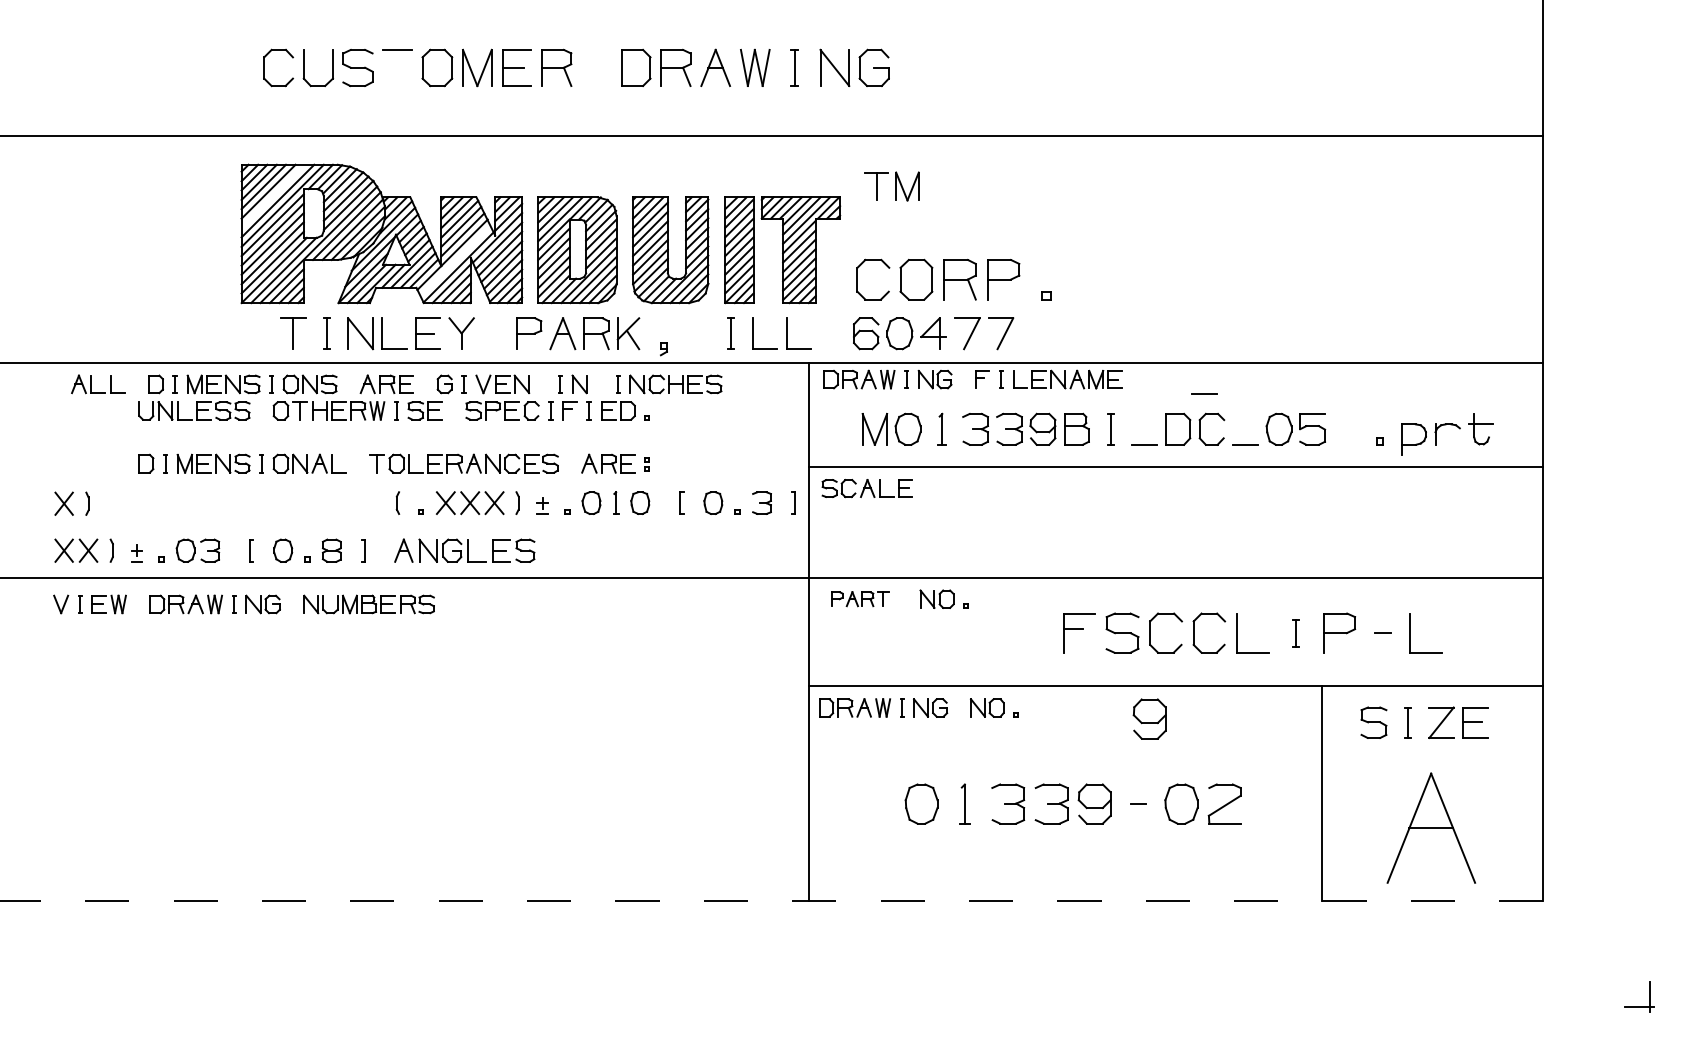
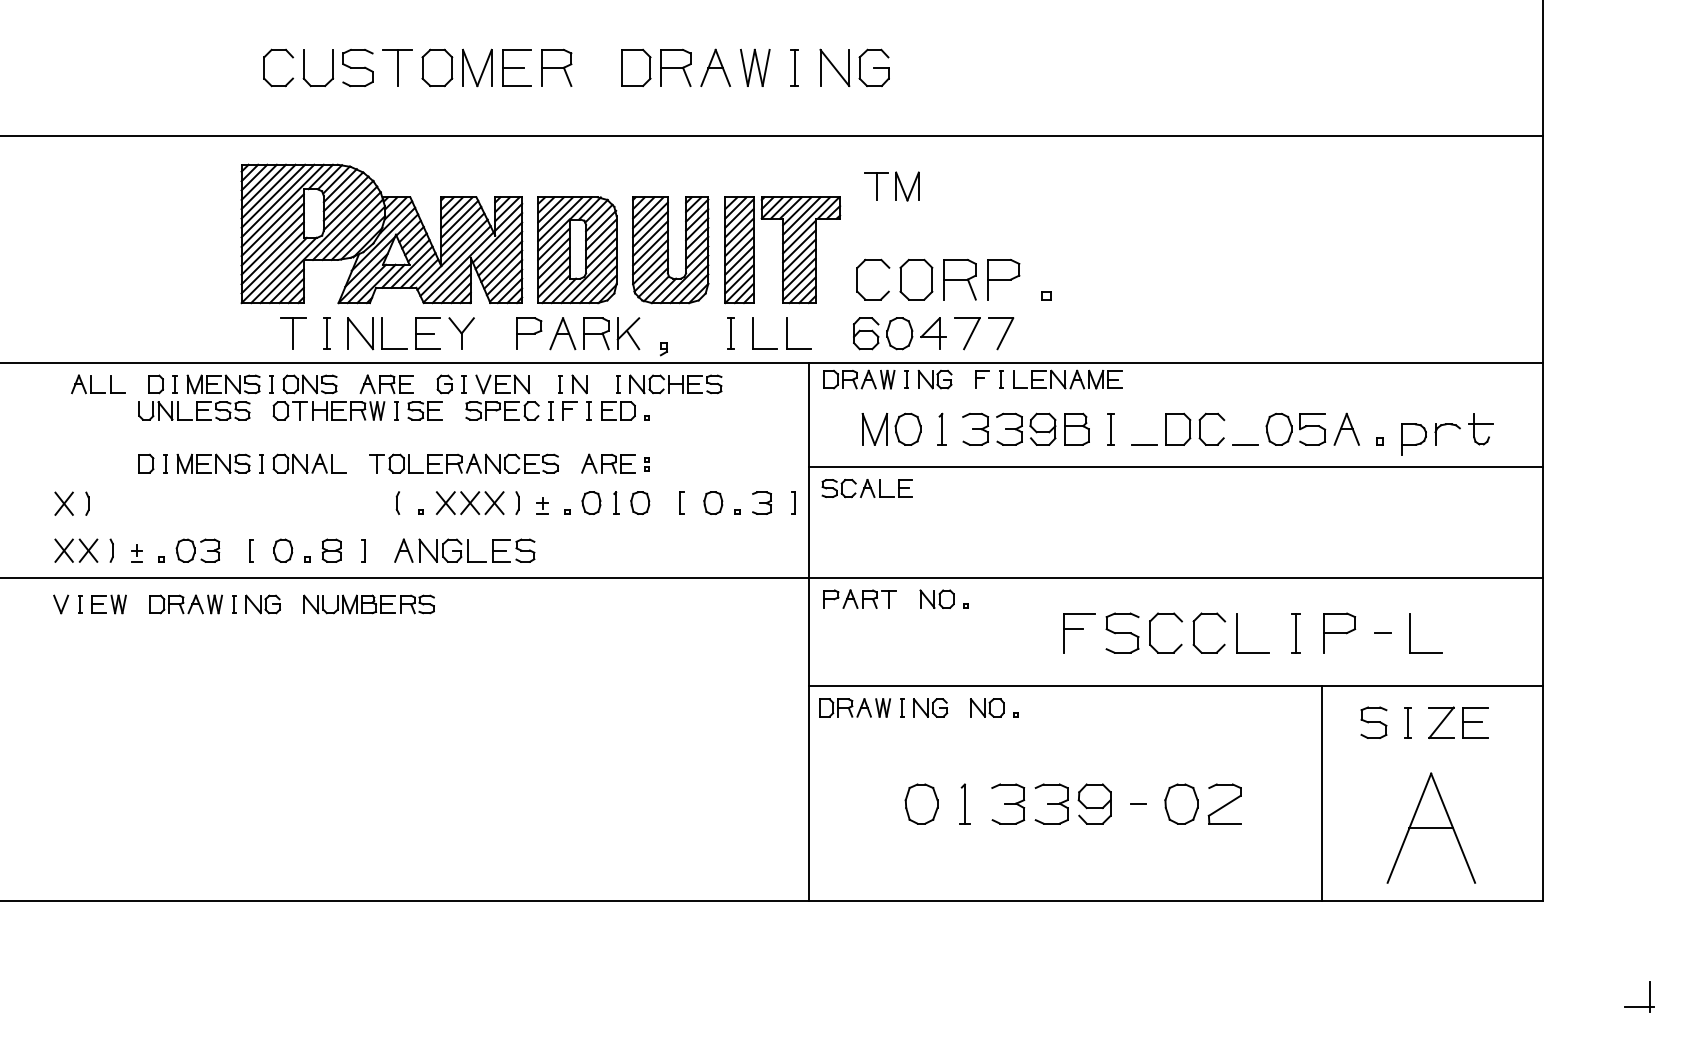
line: none -> present (397, 67)
line: none -> present (273, 195)
line: none -> present (455, 261)
line: present -> none (1204, 393)
part: none -> present (1346, 428)
part size: 59x17 px -> 74x20 px (859, 598)
part size: 8x29 px -> 10x41 px (1295, 633)
part: present -> none (1149, 718)
line: dashed -> solid (771, 901)
